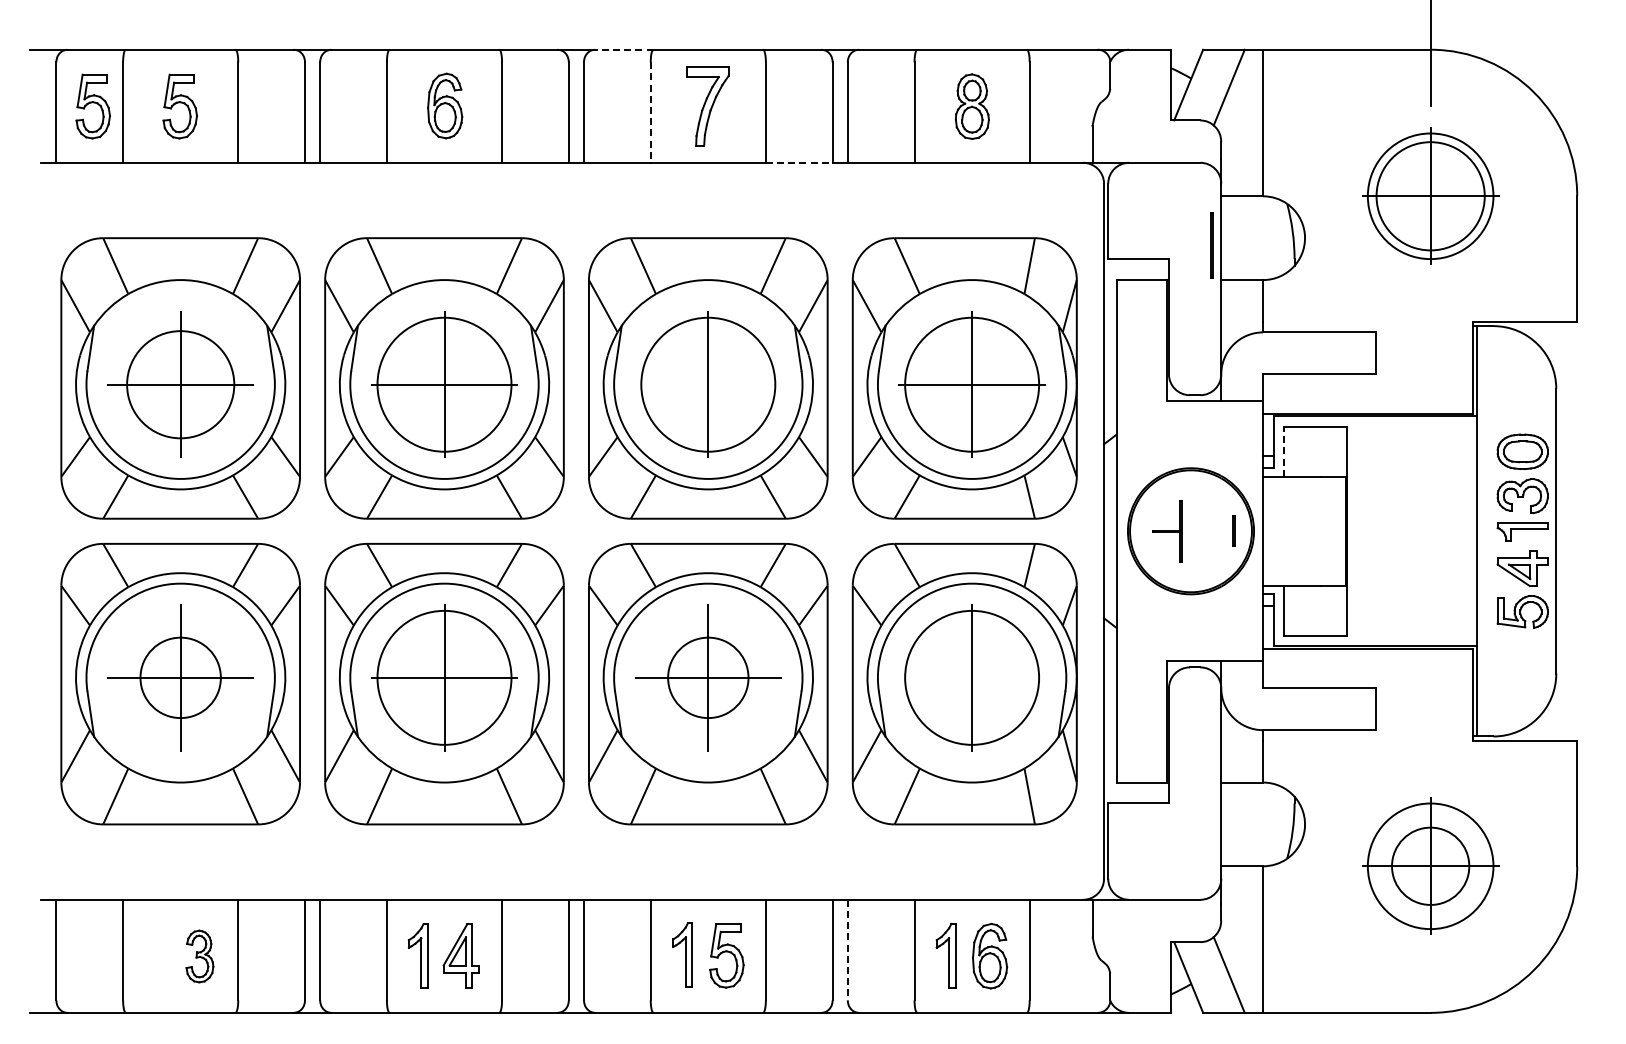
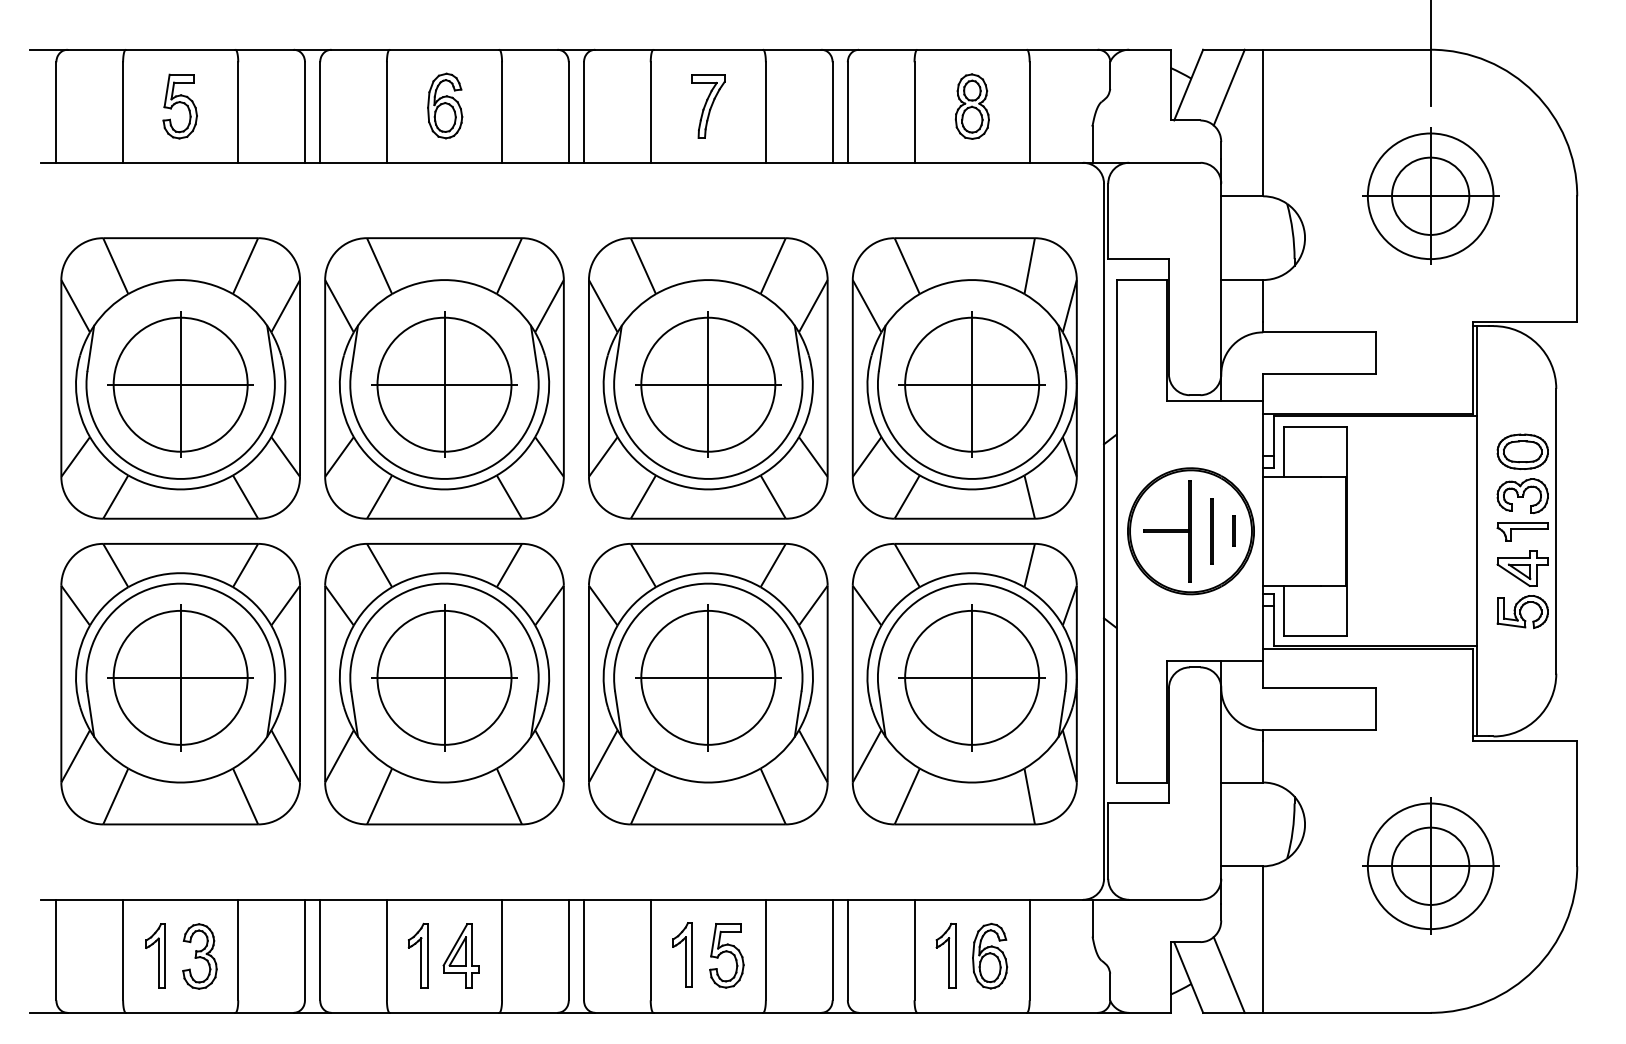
line: dashed -> solid (623, 49)
part: present -> none (92, 106)
part size: 44x81 px -> 35x65 px (708, 106)
line: dashed -> solid (650, 113)
line: dashed -> solid (799, 162)
circle diameter: 108 px -> 77 px (1430, 195)
line position: (1211, 245) -> (1211, 531) (1211, 531)
circle diameter: 107 px -> 134 px (180, 384)
line: none -> present (708, 384)
line: dashed -> solid (1284, 451)
part size: 31x63 px -> 49x103 px (1167, 531)
circle diameter: 80 px -> 134 px (180, 677)
circle diameter: 80 px -> 134 px (708, 677)
line: none -> present (971, 677)
line: dashed -> solid (847, 950)
part: none -> present (155, 955)
part size: 30x55 px -> 36x67 px (199, 956)
